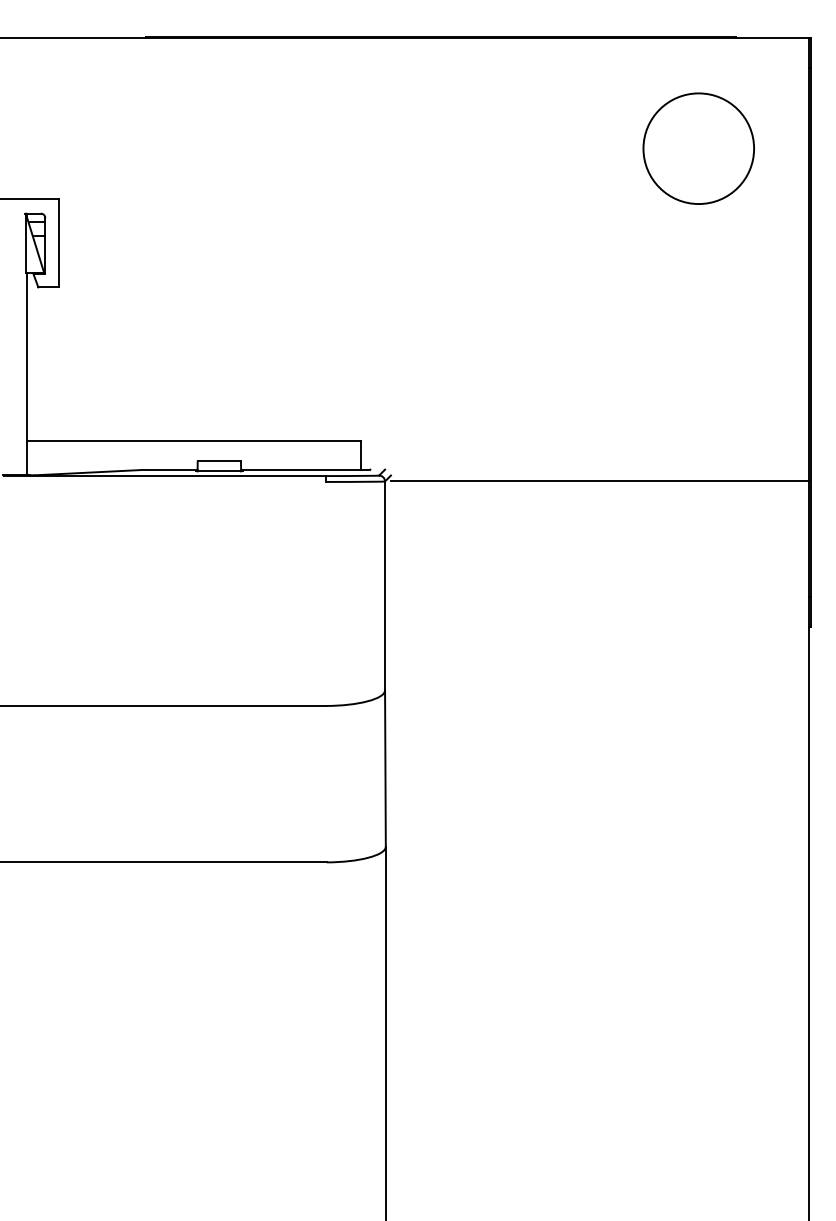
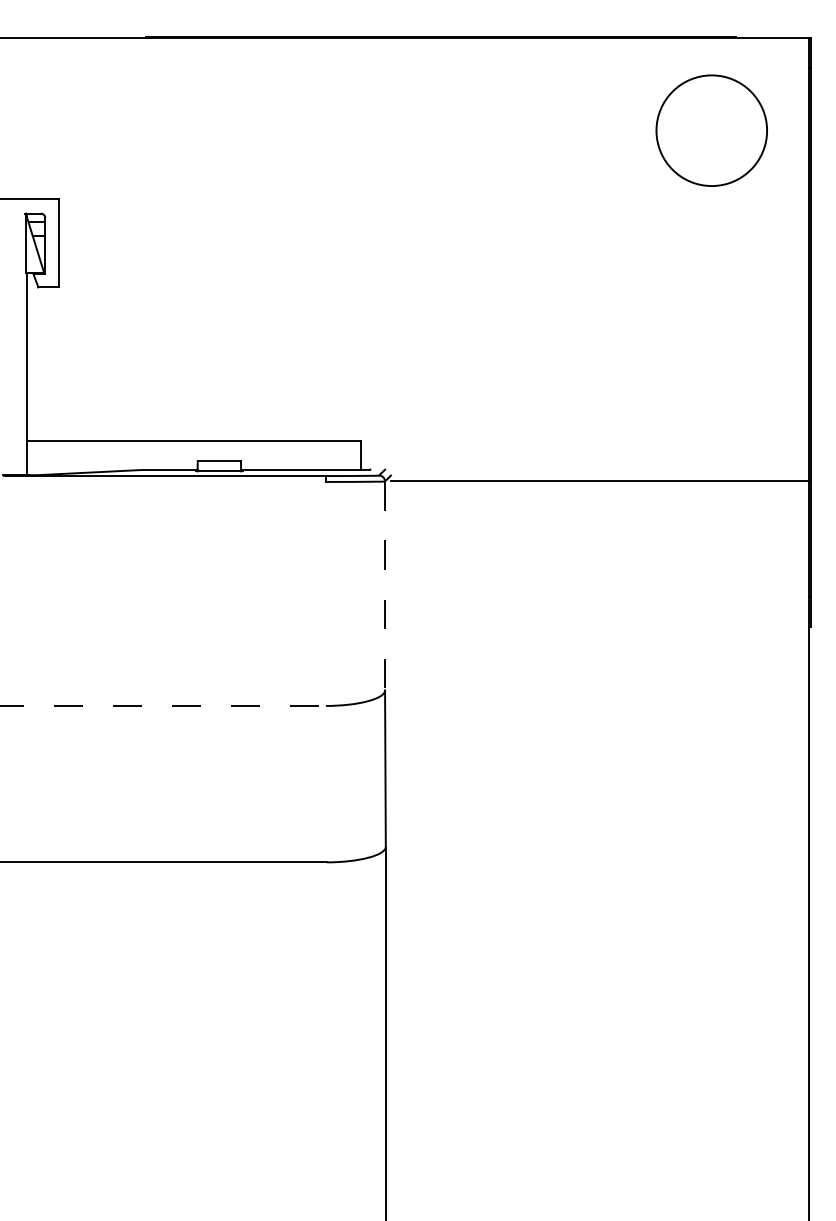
circle position: (698, 148) -> (711, 130) (711, 130)
line: solid -> dashed (385, 586)
line: solid -> dashed (163, 705)
